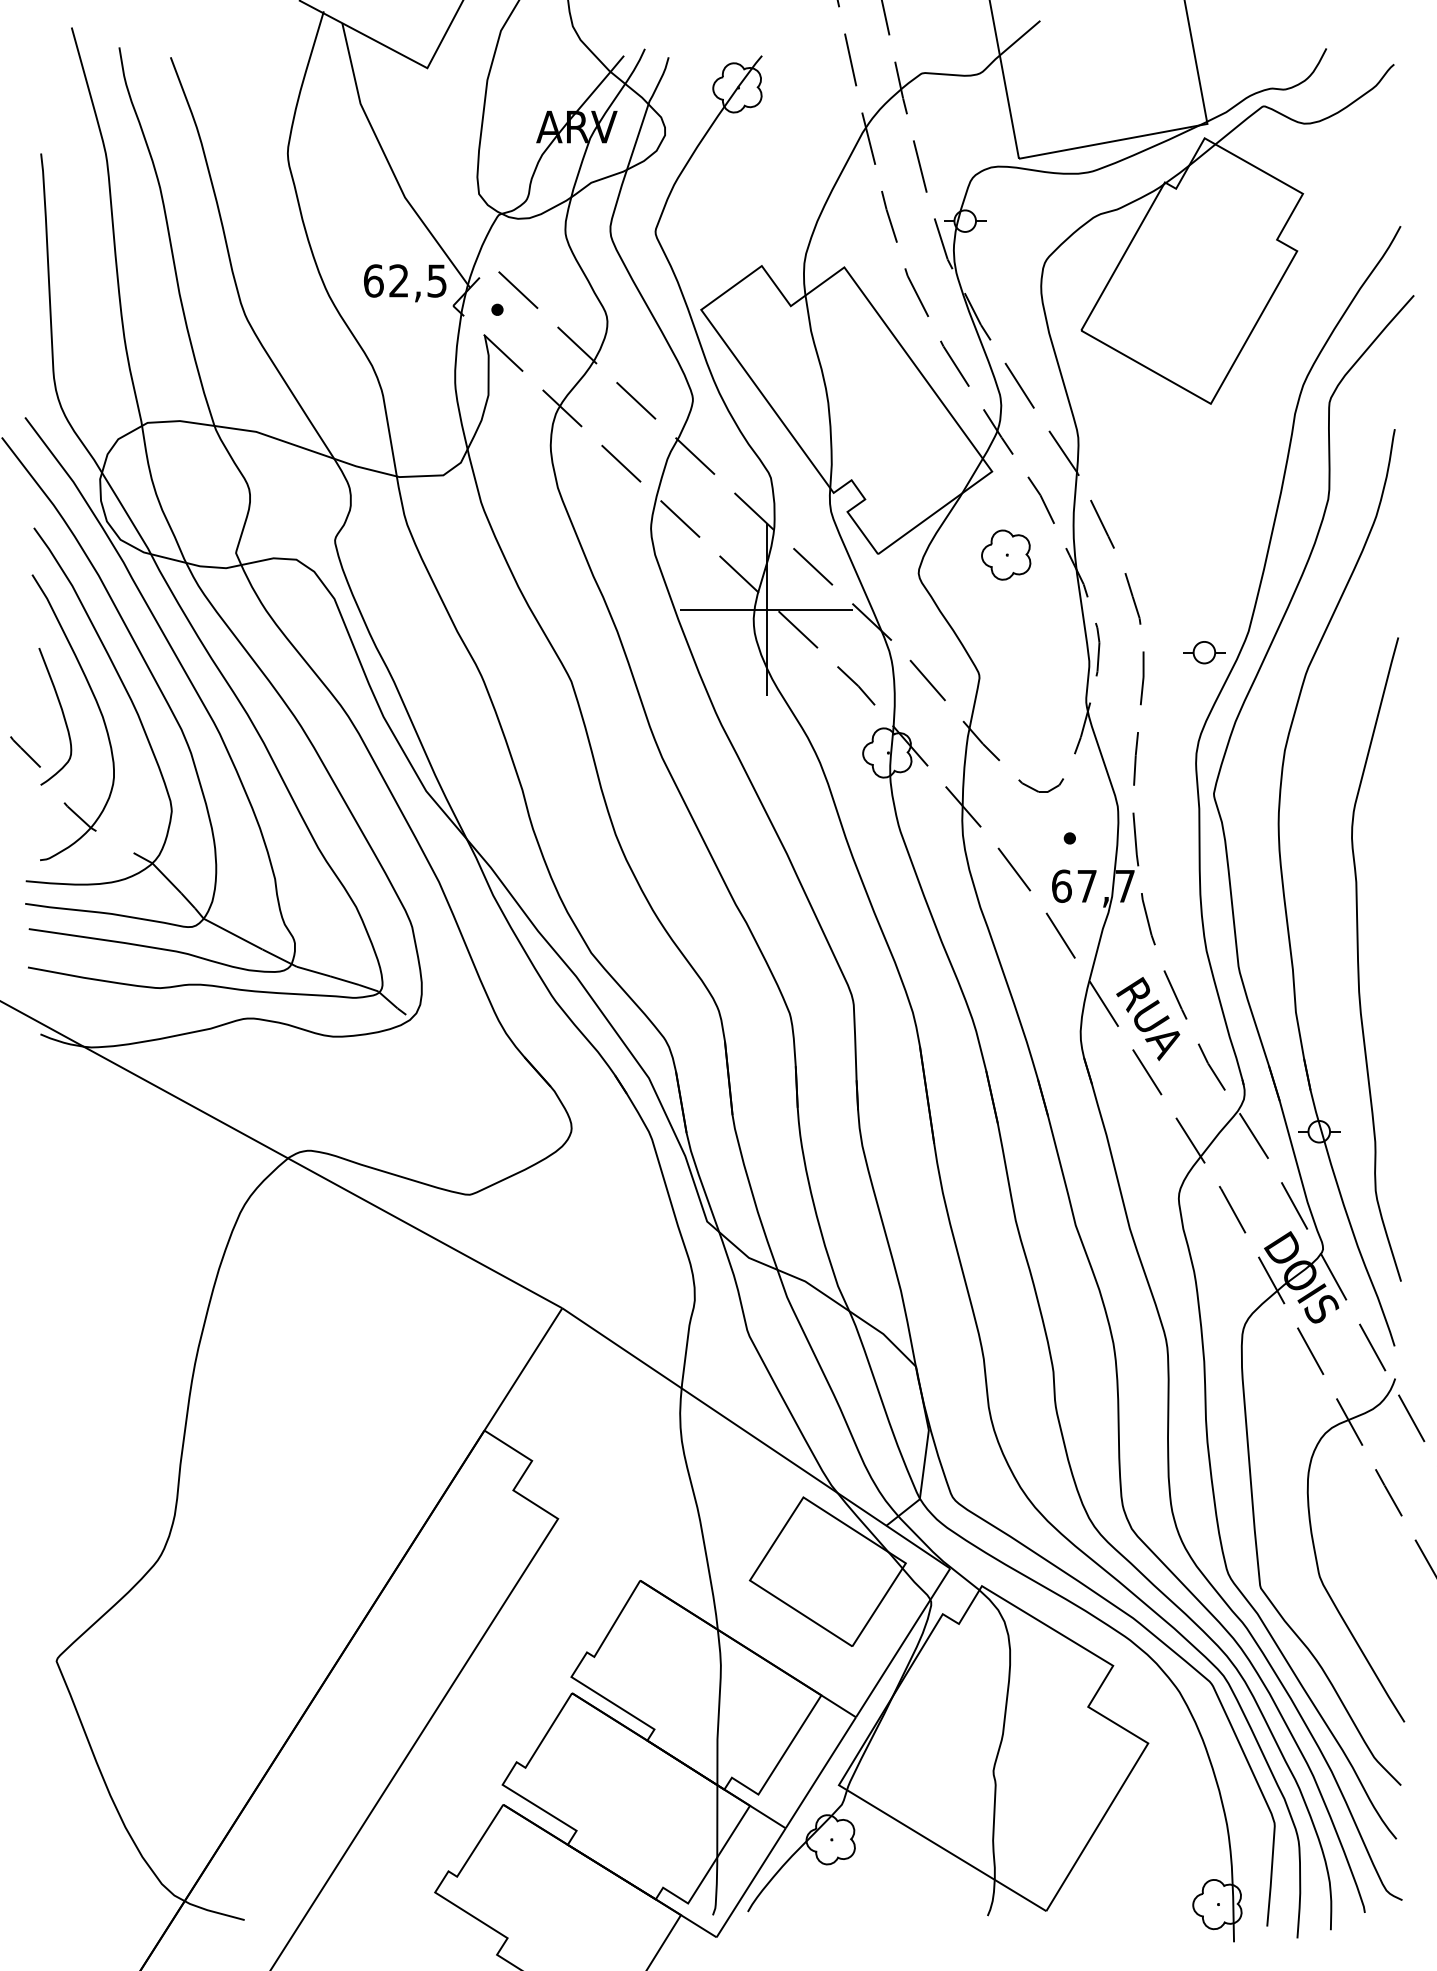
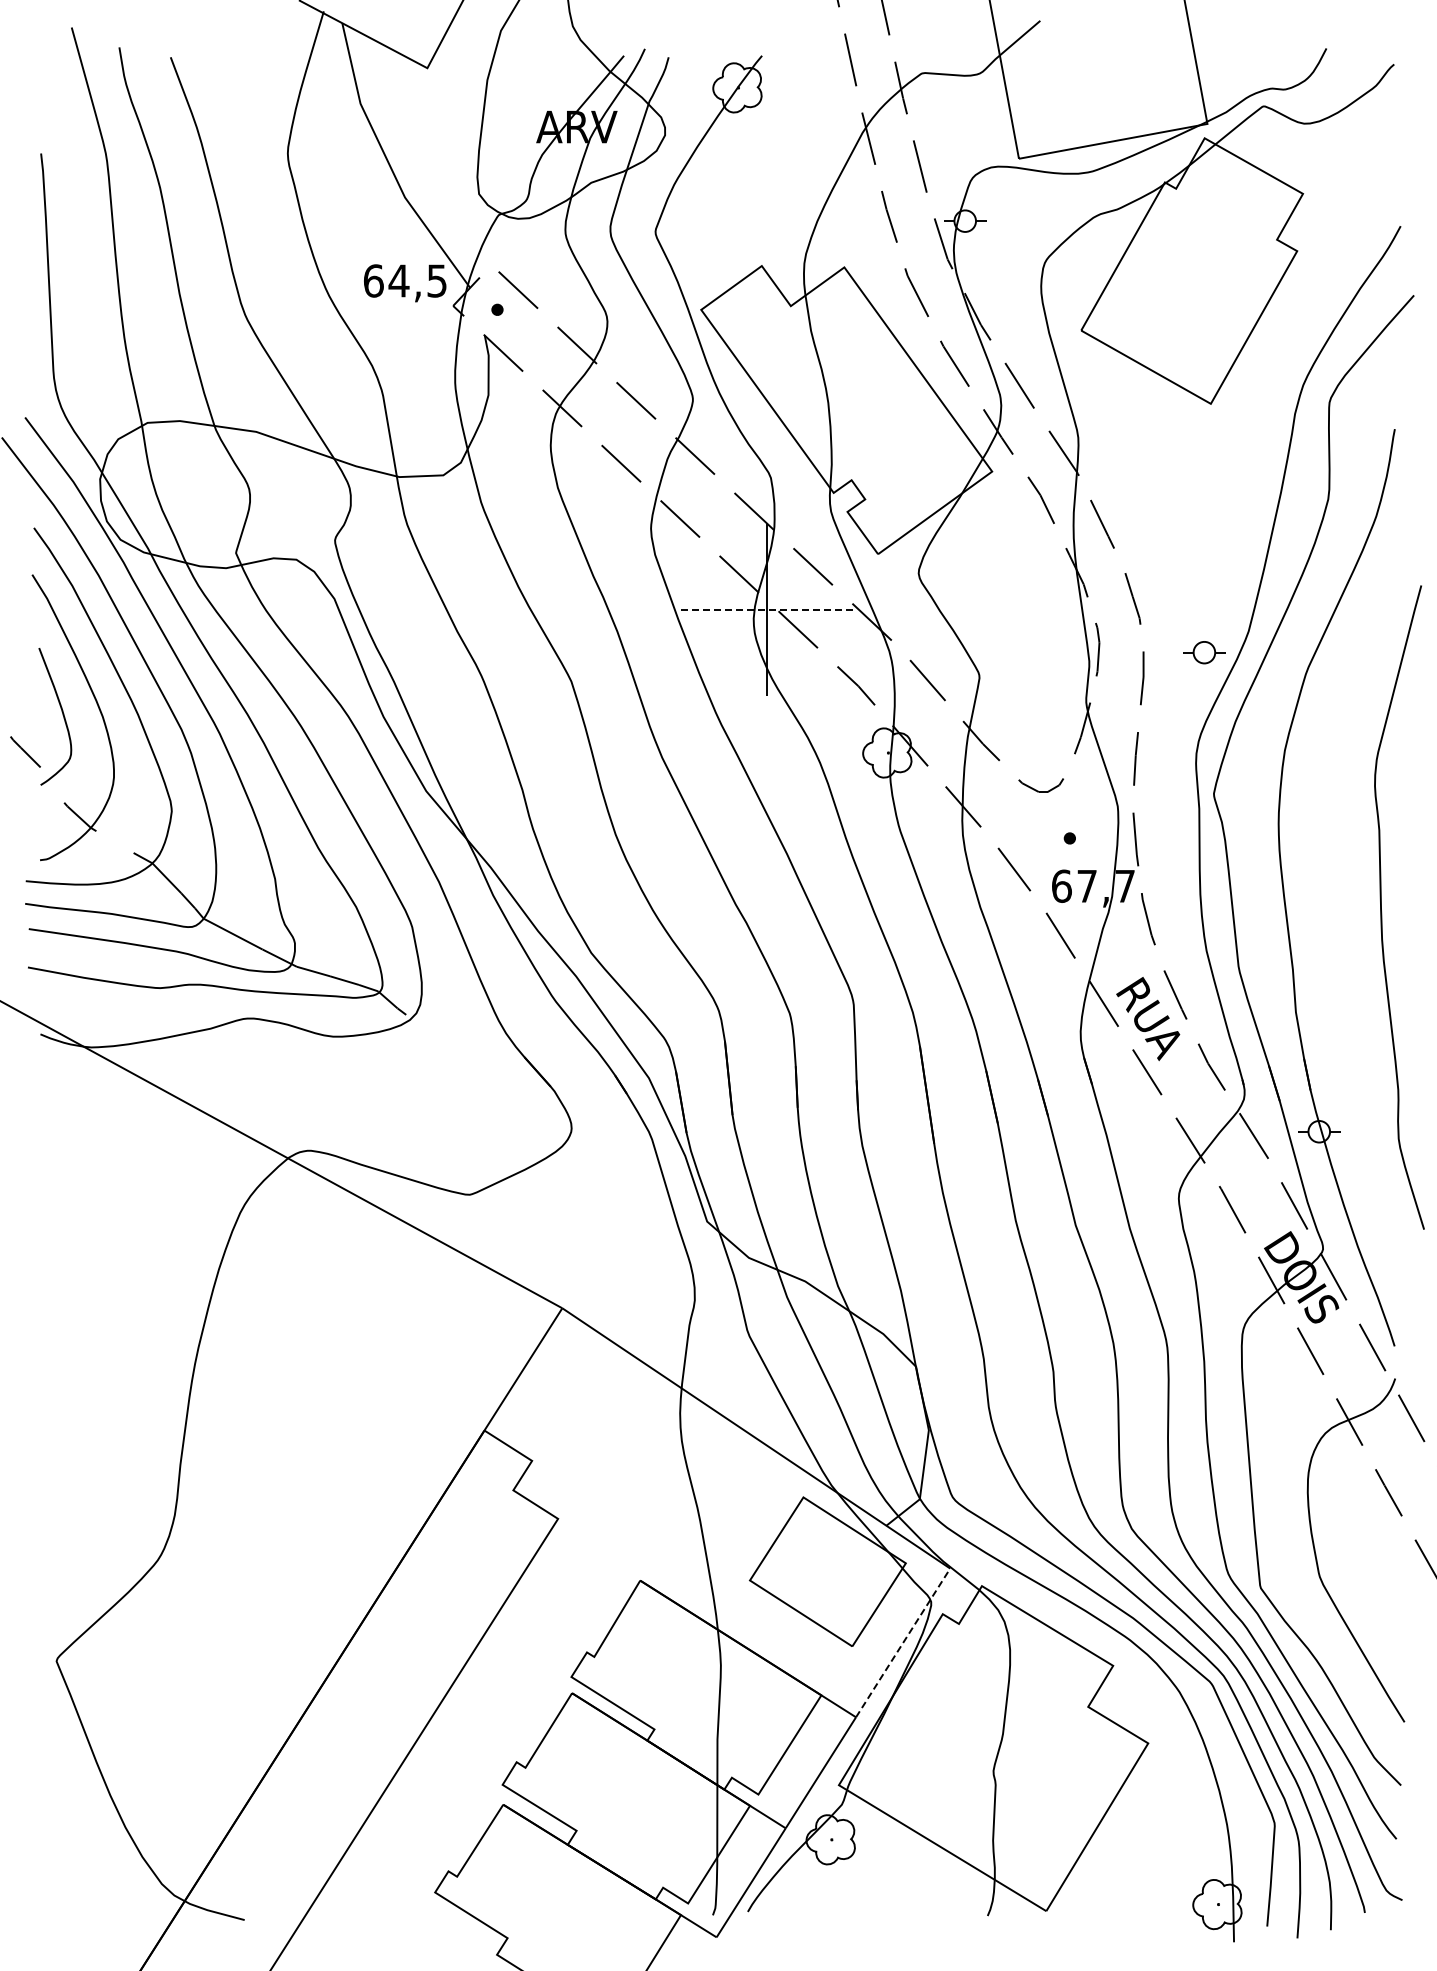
text: 62,5 -> 64,5 (398, 280)
part: present -> none (1006, 554)
line: solid -> dashed (766, 610)
curve position: (1359, 964) -> (1382, 912) (1382, 912)
line: solid -> dashed (903, 1642)
